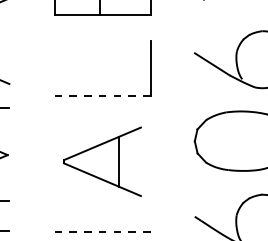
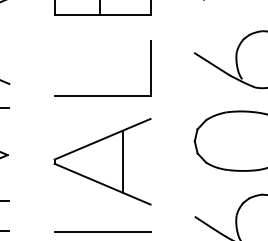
line: dashed -> solid (102, 95)
part size: 79x71 px -> 99x88 px (102, 161)
line: dashed -> solid (102, 231)
